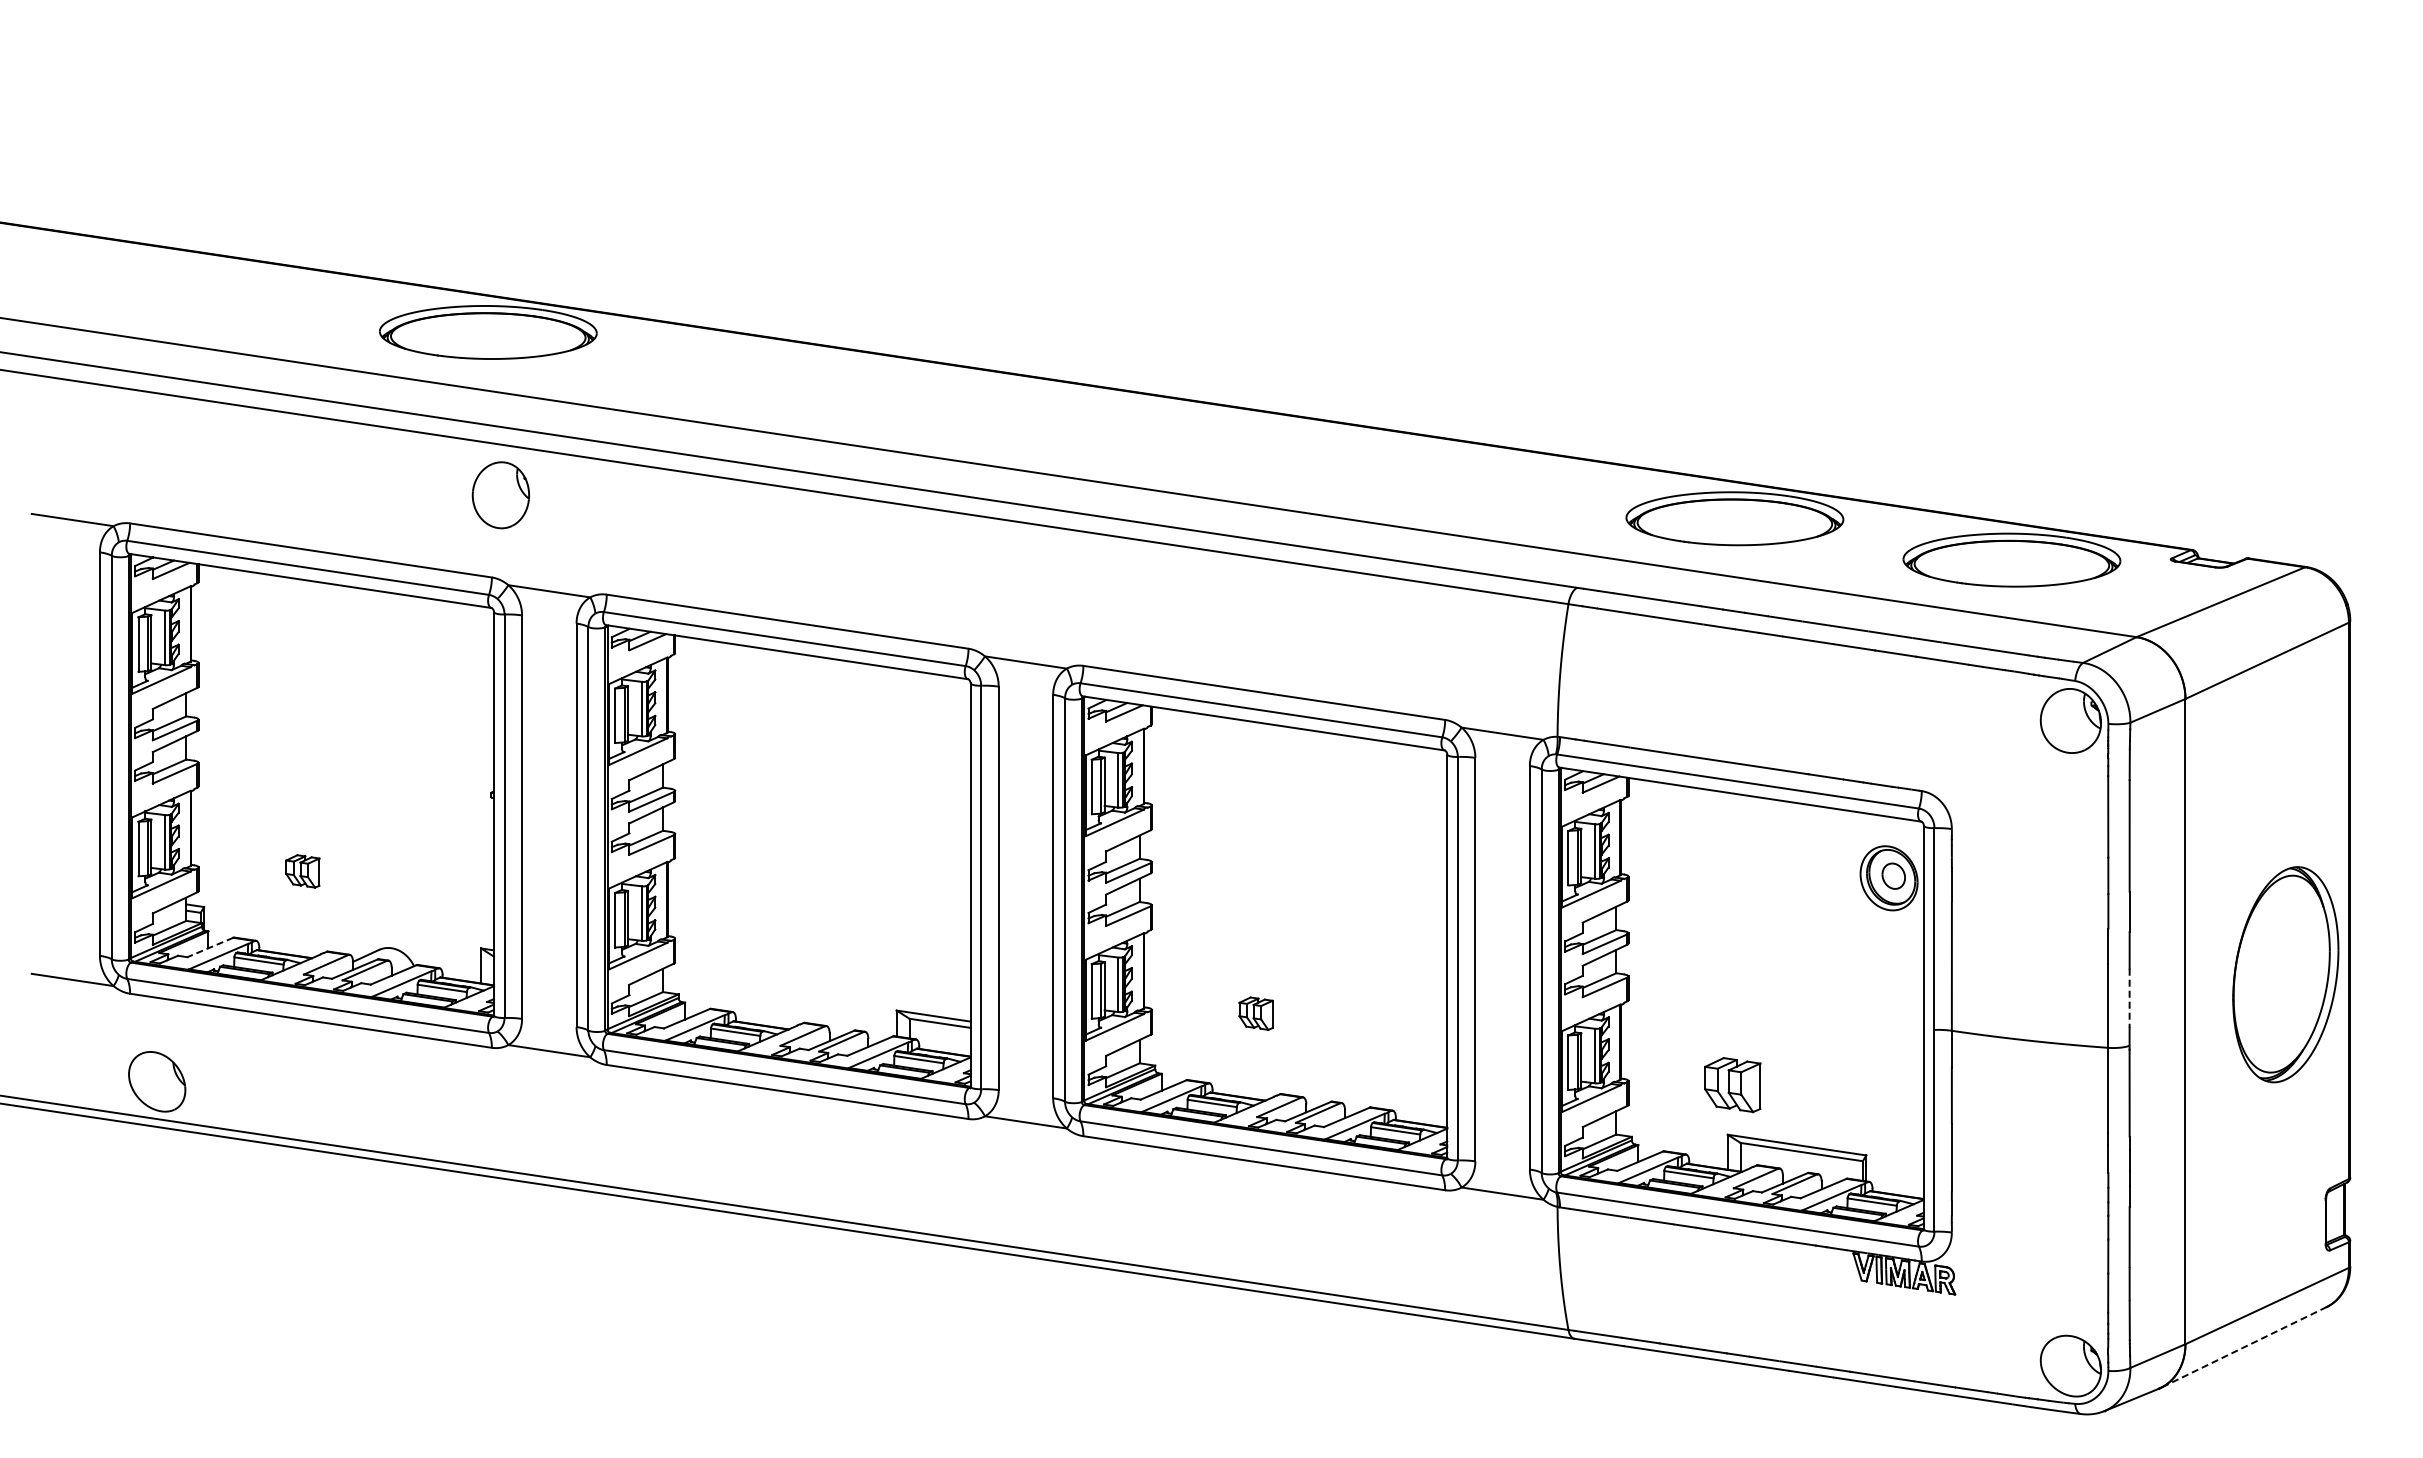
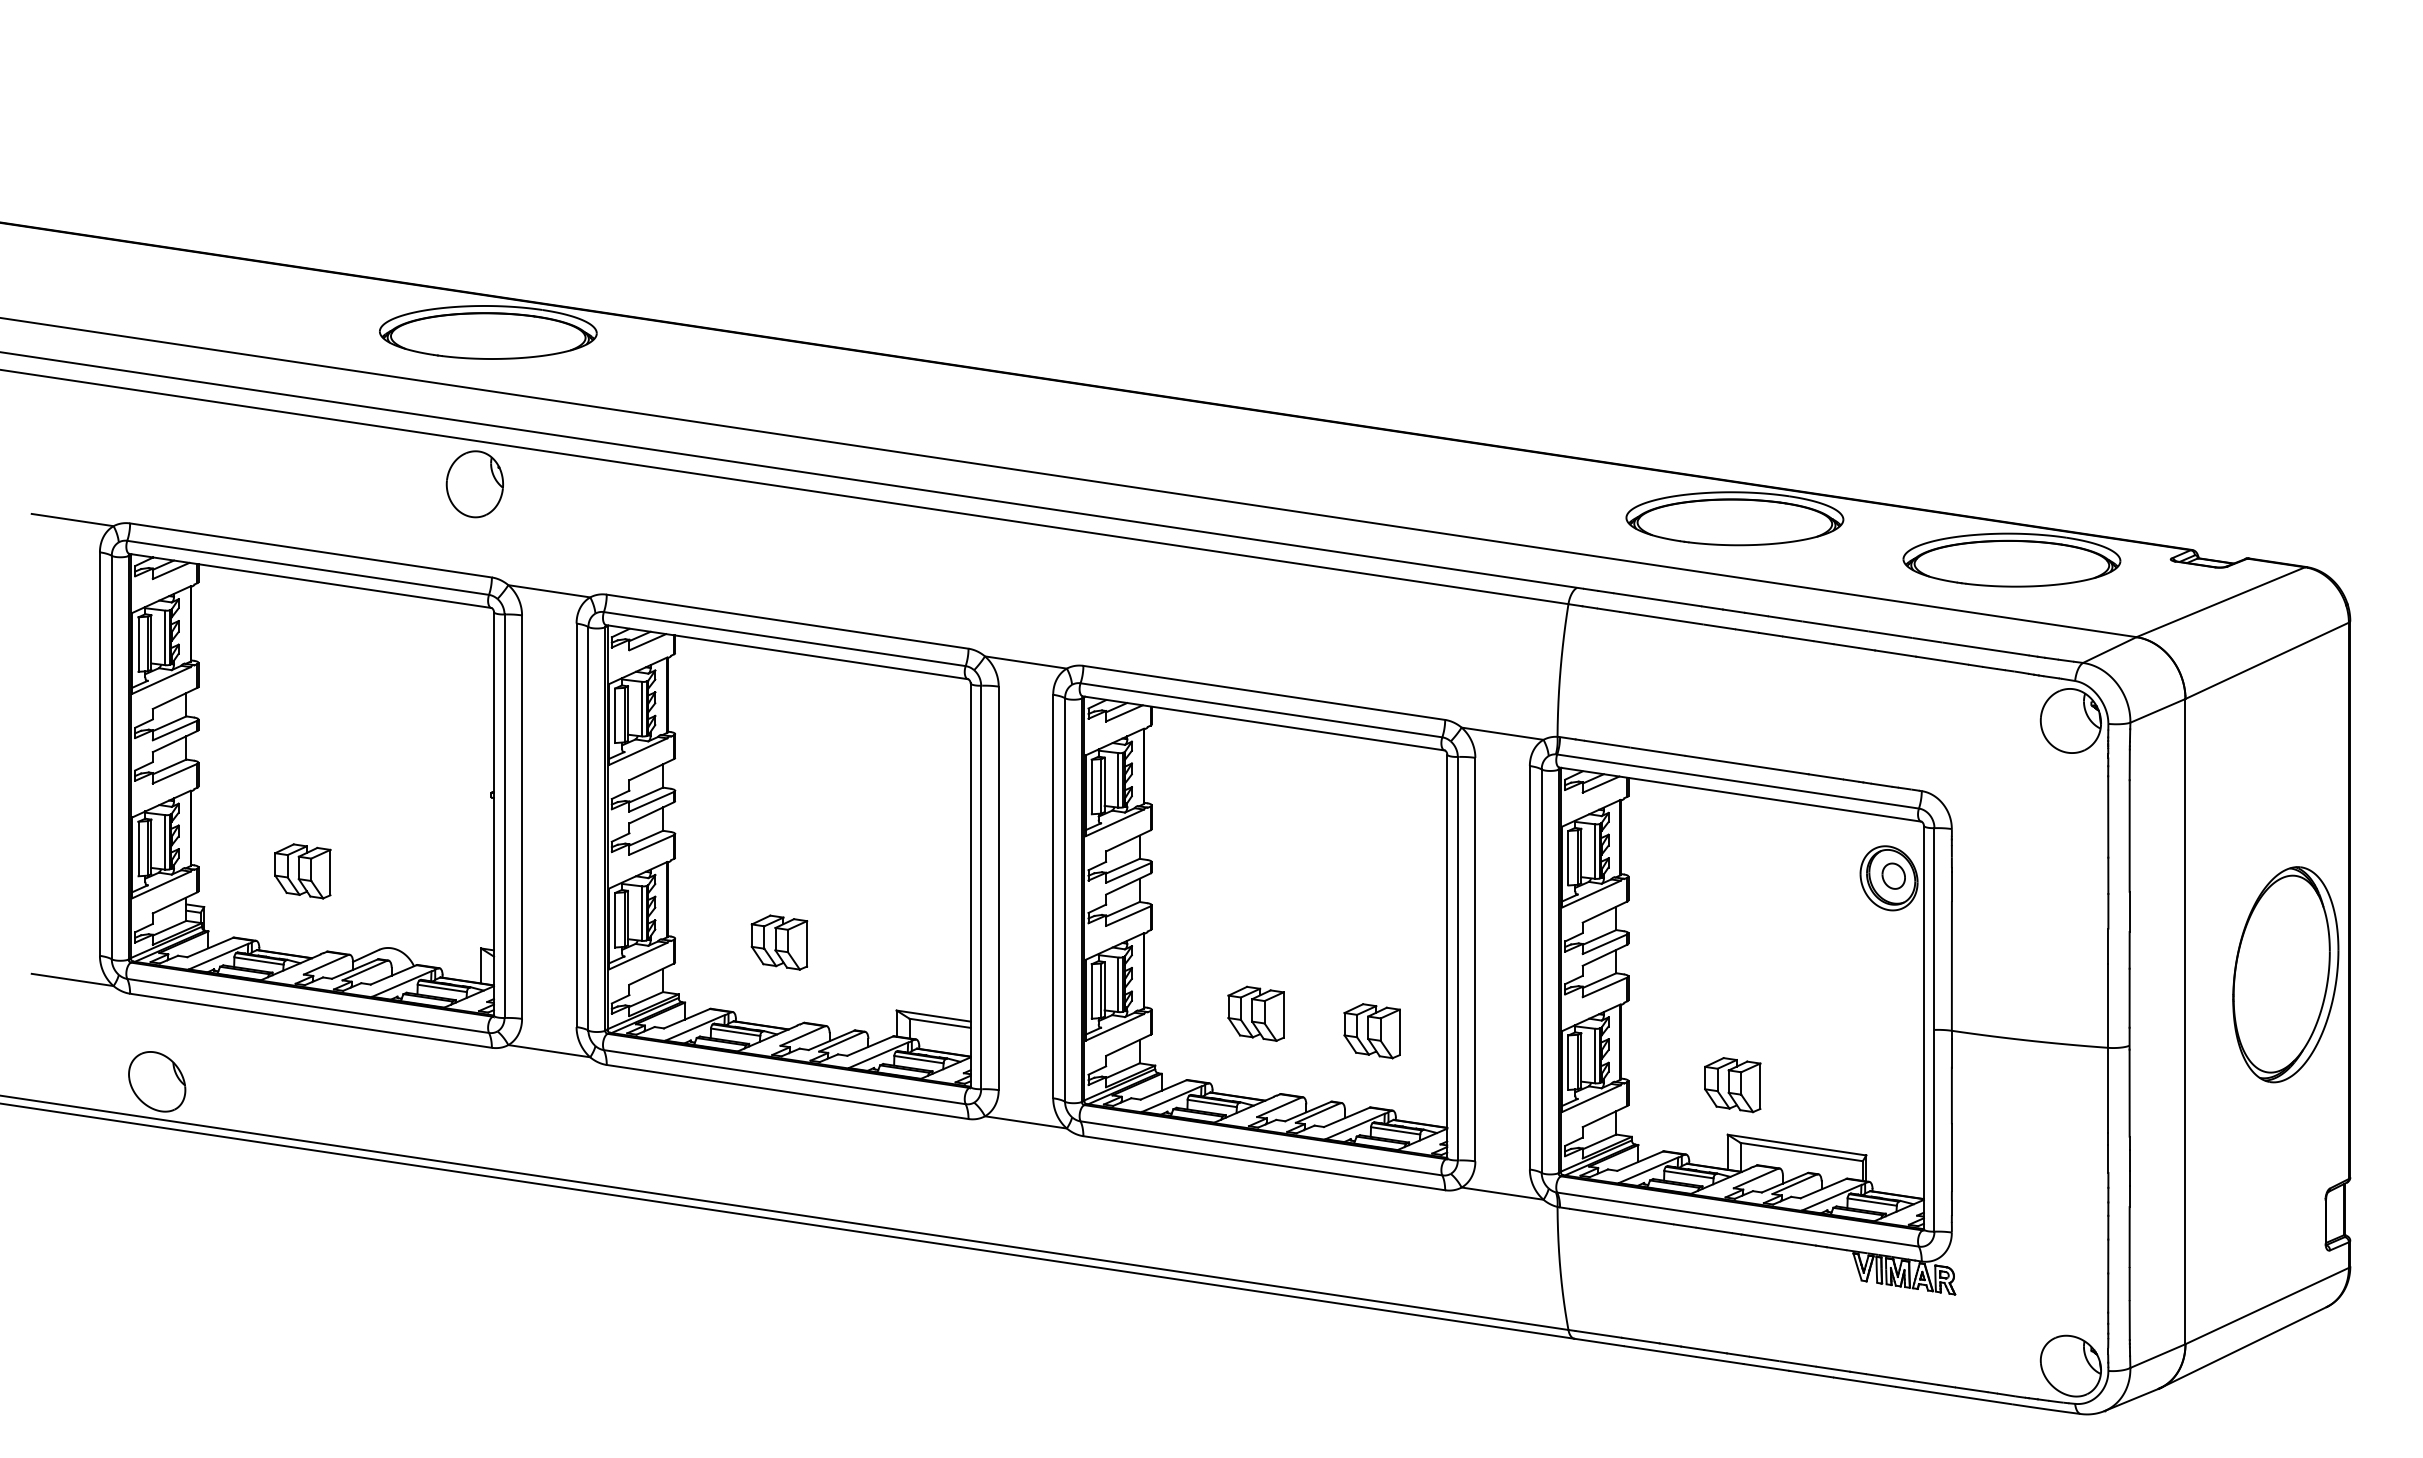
part position: (500, 495) -> (474, 484) (474, 484)
part size: 36x35 px -> 58x57 px (302, 871)
part: none -> present (779, 942)
line: dashed -> solid (210, 947)
line: dashed -> solid (2129, 998)
part size: 36x35 px -> 58x57 px (1255, 1013)
part: none -> present (1371, 1031)
line: dashed -> solid (2243, 1347)
